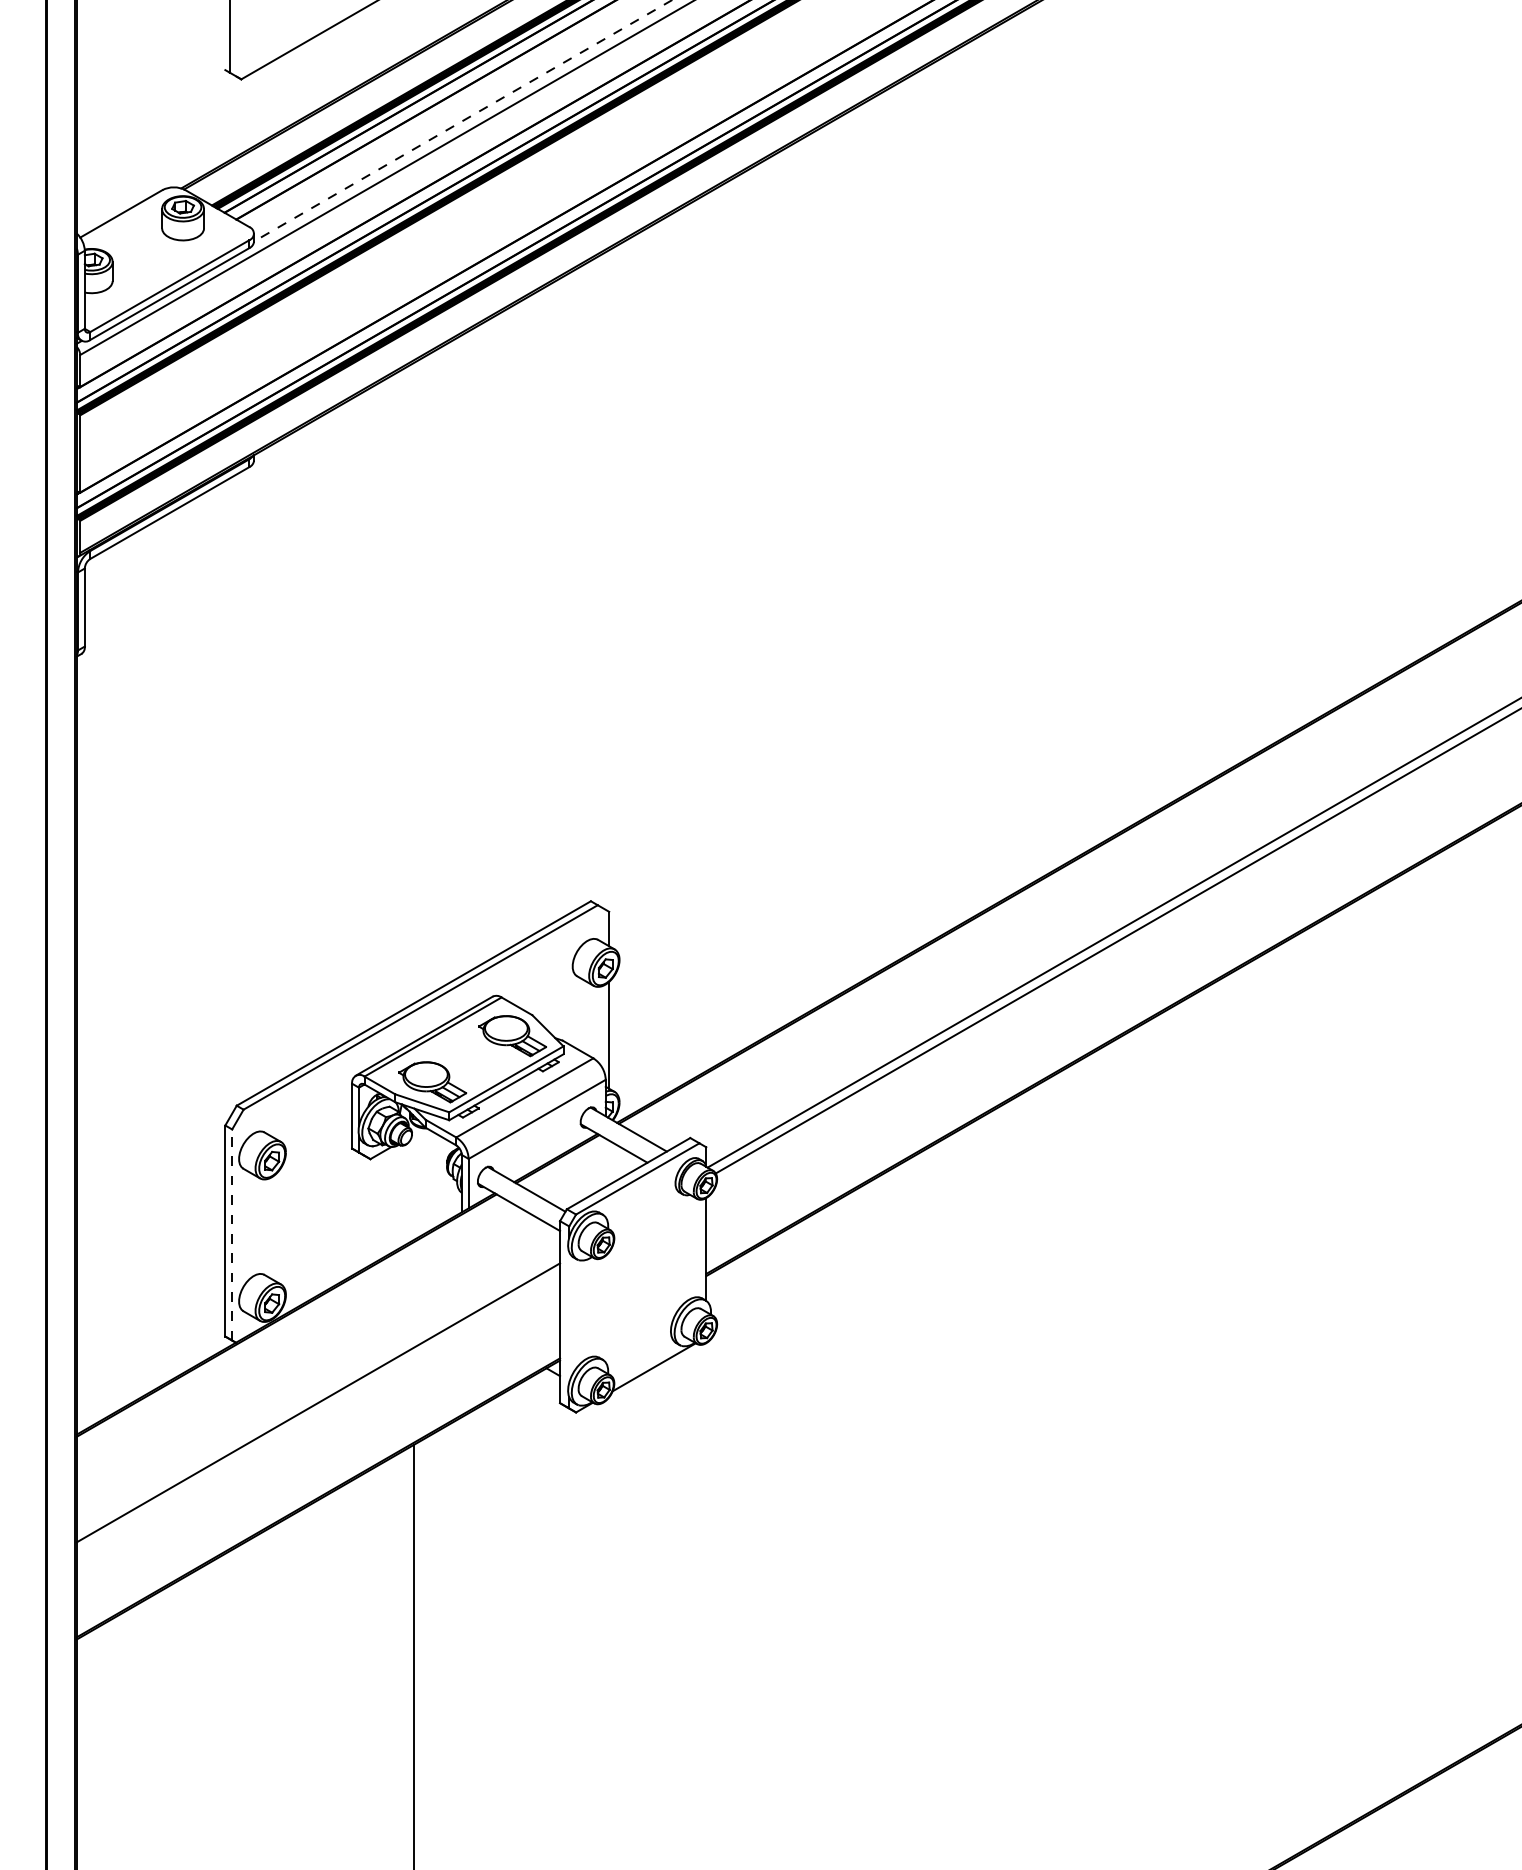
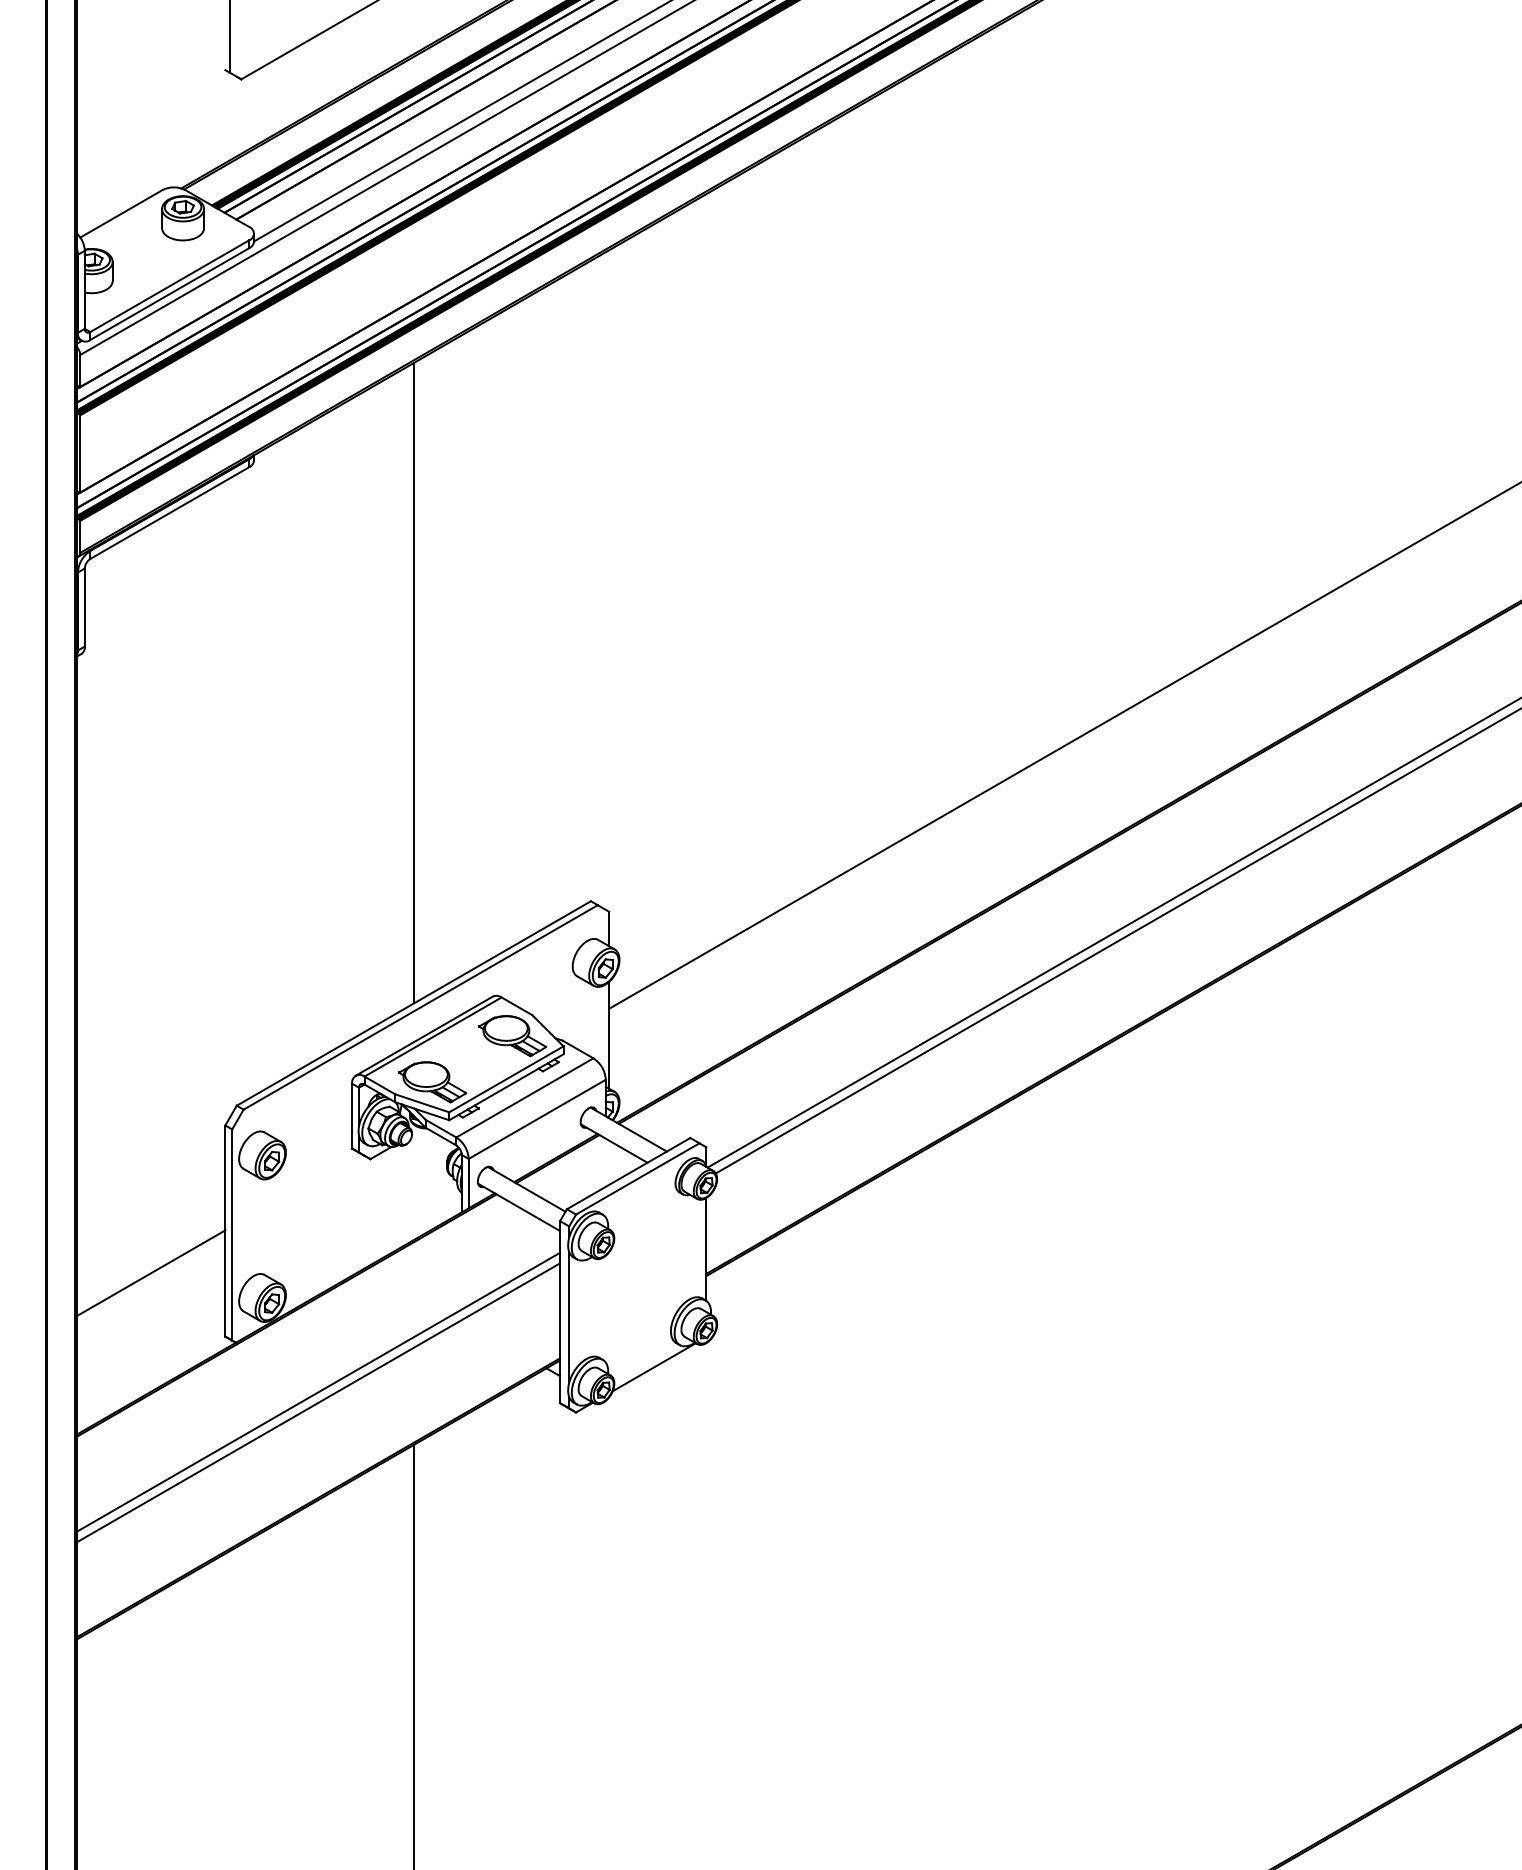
line: dashed -> solid (462, 121)
line: none -> present (413, 683)
line: none -> present (1063, 745)
line: dashed -> solid (232, 1235)
line: none -> present (150, 1273)
line: none -> present (569, 1317)
line: none -> present (318, 1391)
